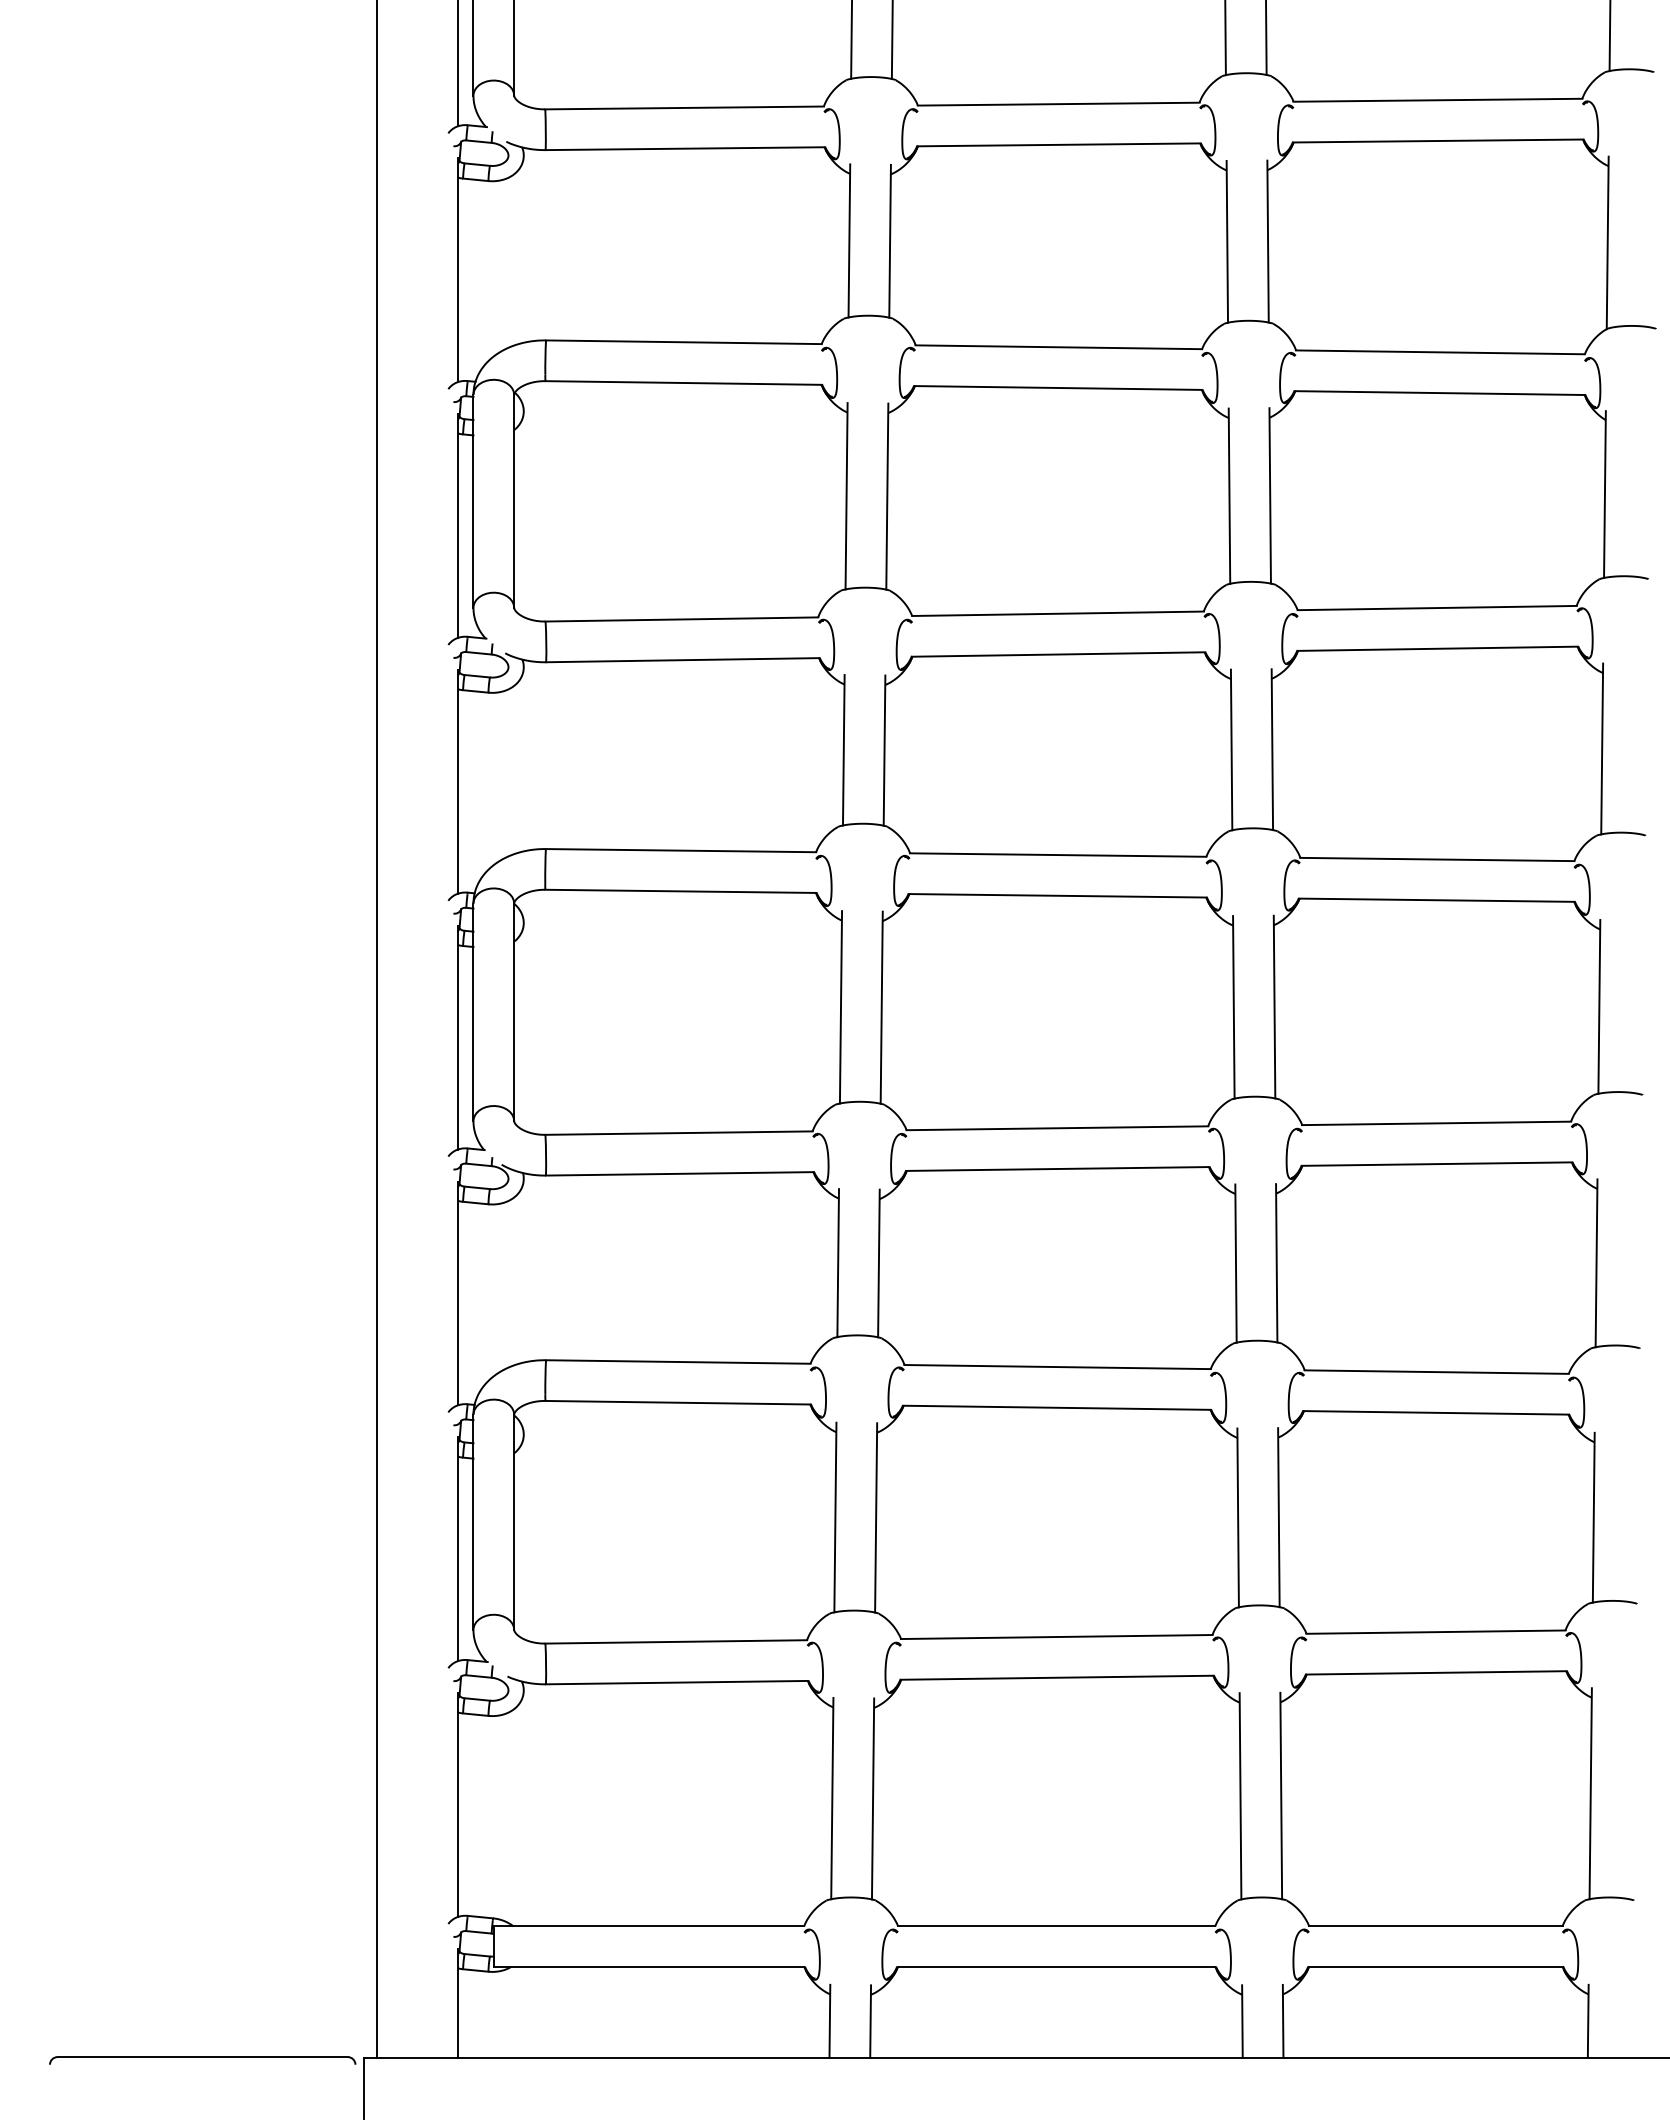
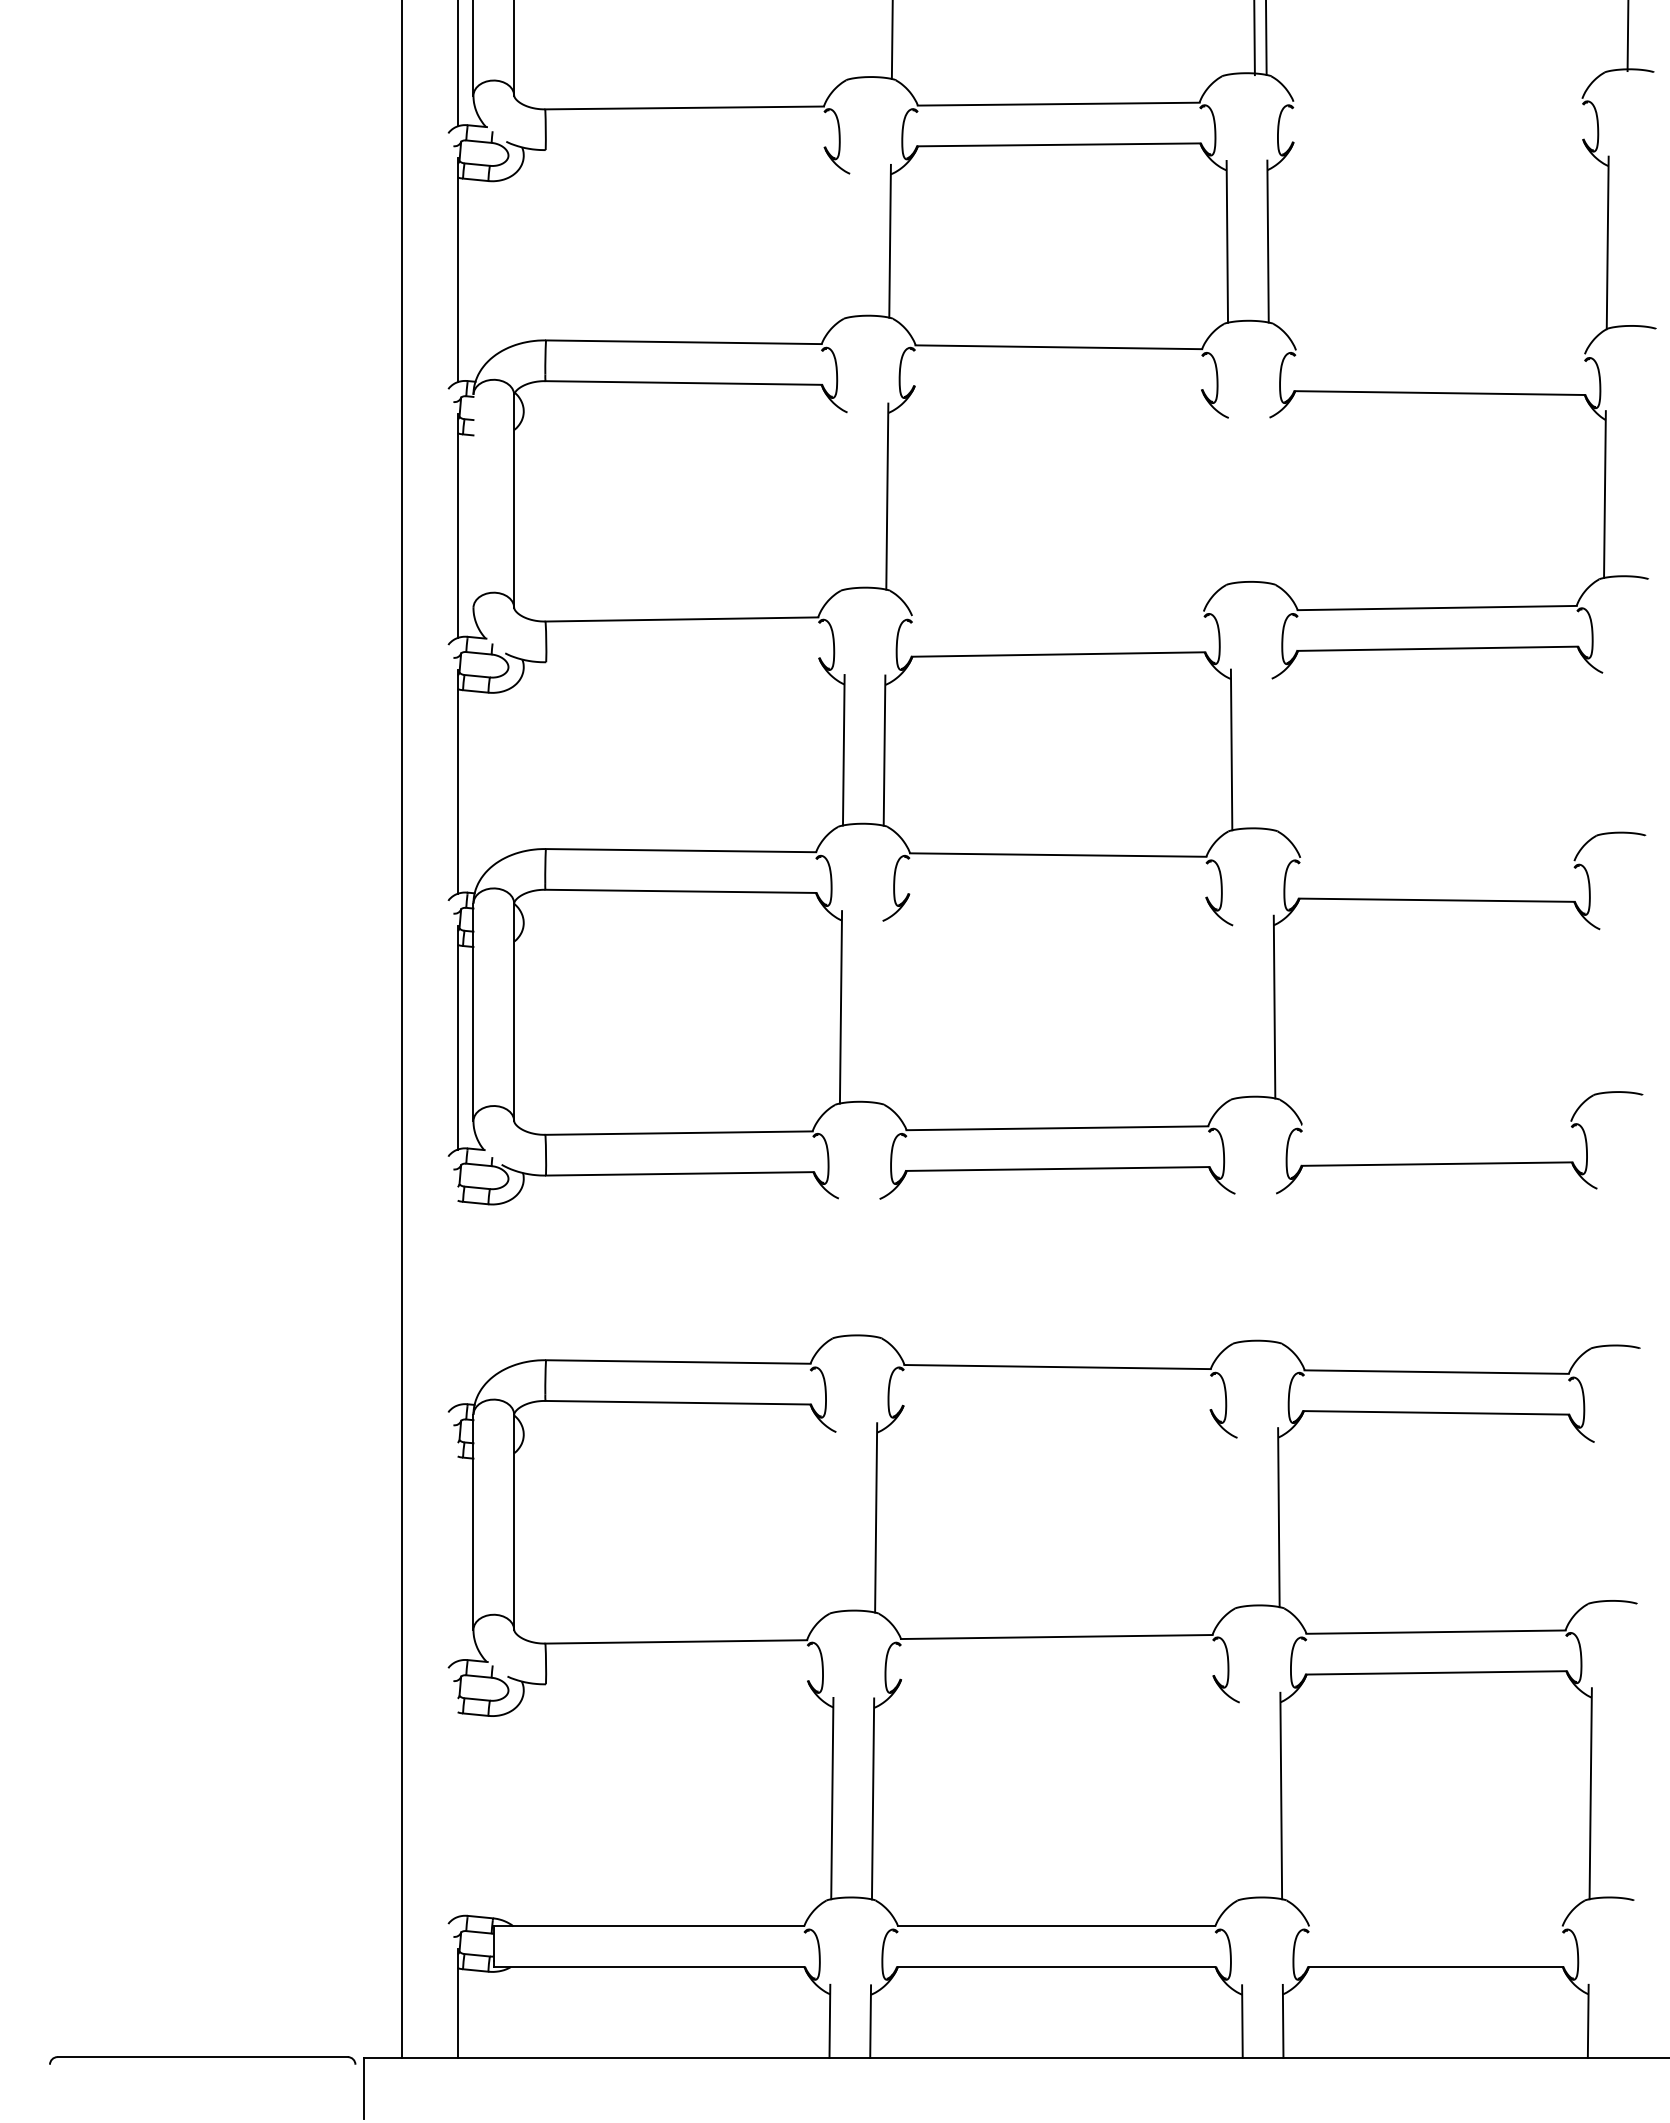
line position: (1609, 36) -> (1627, 36) (1627, 36)
line position: (1225, 38) -> (1254, 38) (1254, 38)
line: present -> none (851, 40)
line: present -> none (1437, 99)
line: present -> none (1437, 140)
line: present -> none (684, 148)
line: present -> none (849, 240)
line: present -> none (1439, 352)
line: present -> none (1057, 387)
line: present -> none (1229, 495)
line: present -> none (1269, 495)
line: present -> none (846, 496)
line: present -> none (473, 500)
line: present -> none (1057, 613)
line: present -> none (682, 660)
line: present -> none (1602, 748)
line: present -> none (1272, 749)
line: present -> none (1437, 859)
line: present -> none (1057, 895)
line: present -> none (1599, 1006)
line: present -> none (881, 1007)
line: present -> none (1233, 1007)
line position: (376, 1030) -> (401, 1030) (401, 1030)
line: present -> none (1436, 1123)
line: present -> none (838, 1263)
line: present -> none (878, 1263)
line: present -> none (1235, 1263)
line: present -> none (1276, 1263)
line: present -> none (1596, 1263)
line: present -> none (457, 1293)
line: present -> none (1056, 1407)
line: present -> none (835, 1517)
line: present -> none (1237, 1517)
line: present -> none (1593, 1517)
line: present -> none (457, 1549)
line: present -> none (1057, 1677)
line: present -> none (676, 1682)
line: present -> none (1240, 1796)
line: present -> none (457, 1805)
line: present -> none (1435, 1926)
